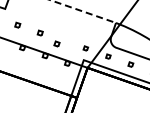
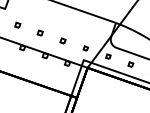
line: dashed -> solid (82, 11)
part position: (56, 43) -> (62, 40) (62, 40)
